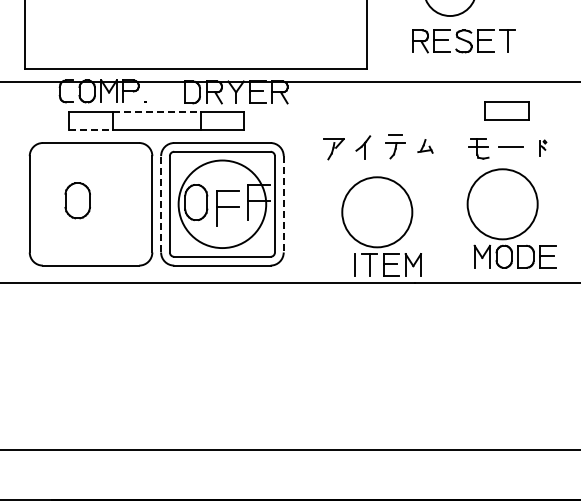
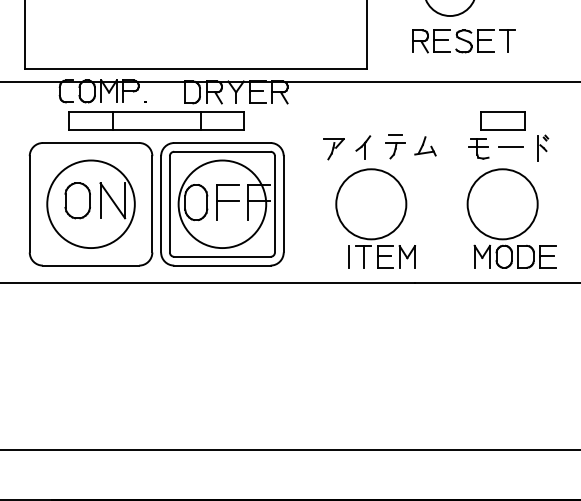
part position: (506, 110) -> (502, 120) (502, 120)
line: dashed -> solid (156, 112)
line: dashed -> solid (91, 129)
part size: 17x15 px -> 23x21 px (425, 146)
part size: 9x18 px -> 13x28 px (543, 147)
part: none -> present (90, 203)
line: dashed -> solid (161, 203)
line: dashed -> solid (283, 204)
part position: (227, 208) -> (227, 202) (227, 202)
part position: (381, 226) -> (375, 218) (375, 218)
